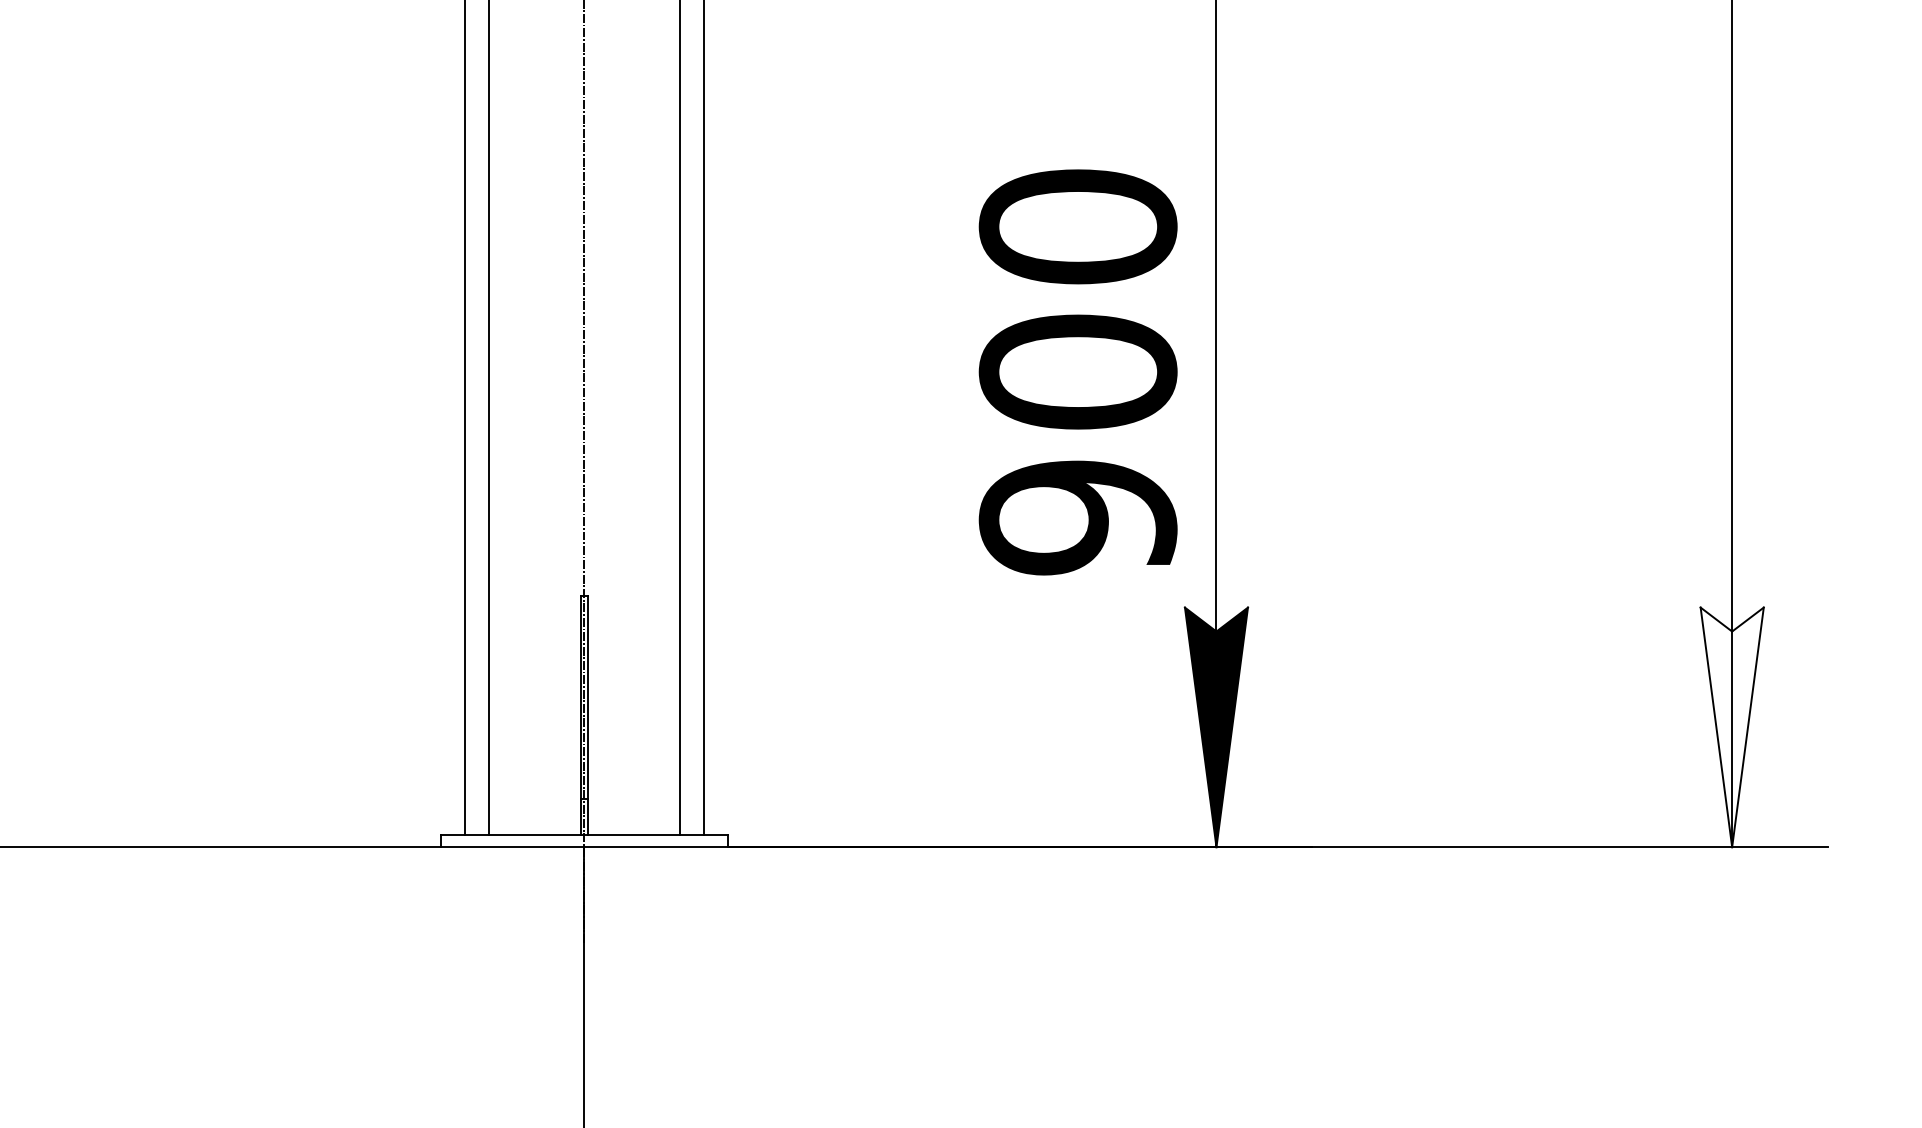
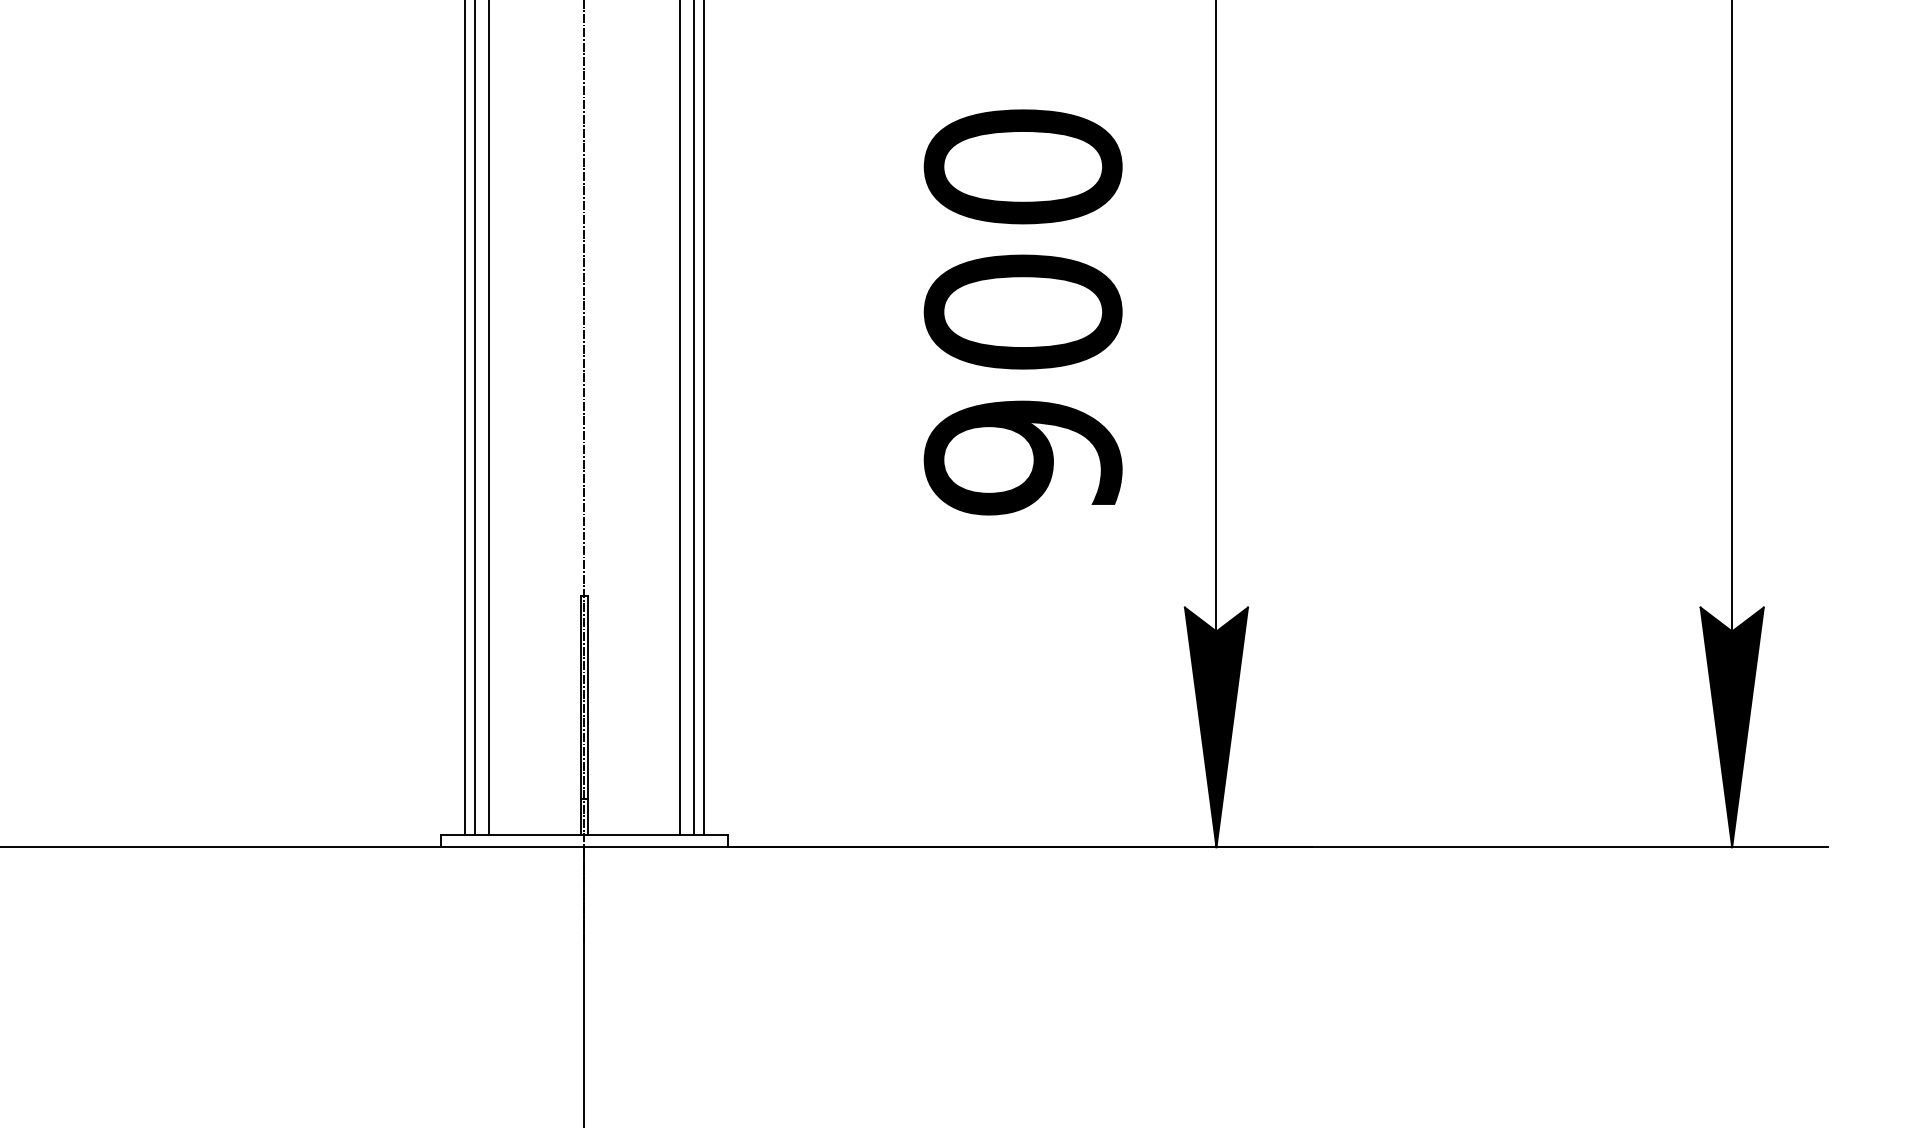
text position: (1077, 372) -> (1022, 312) (1022, 312)
line: none -> present (474, 418)
line: none -> present (693, 418)
fill: none -> present (1731, 727)
